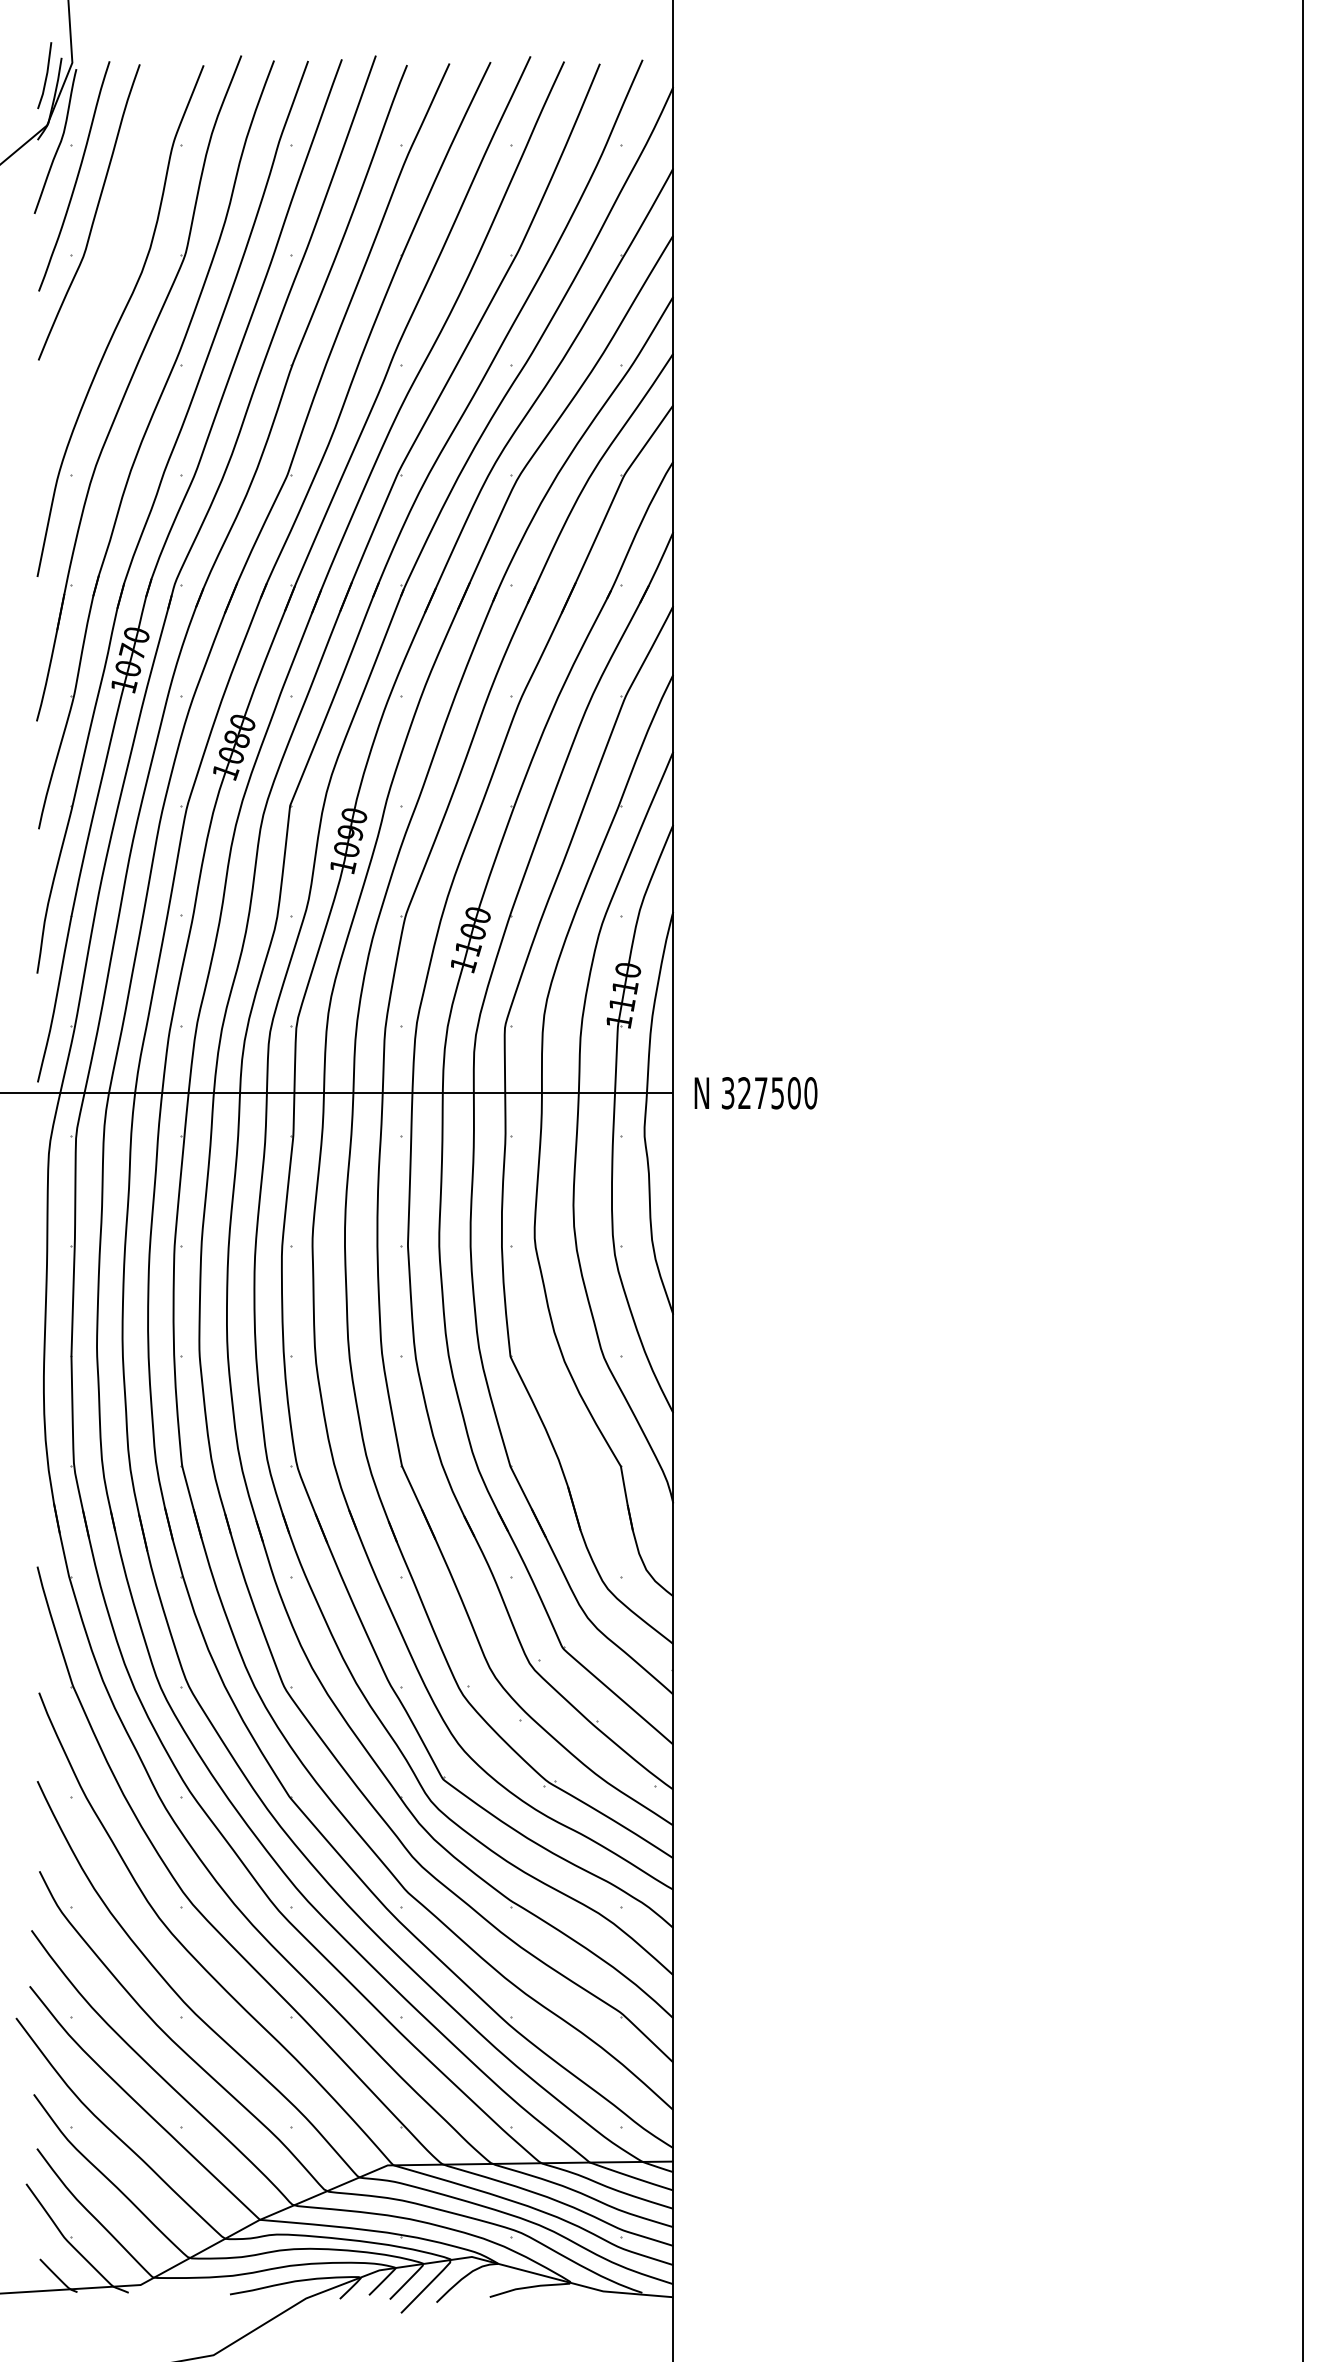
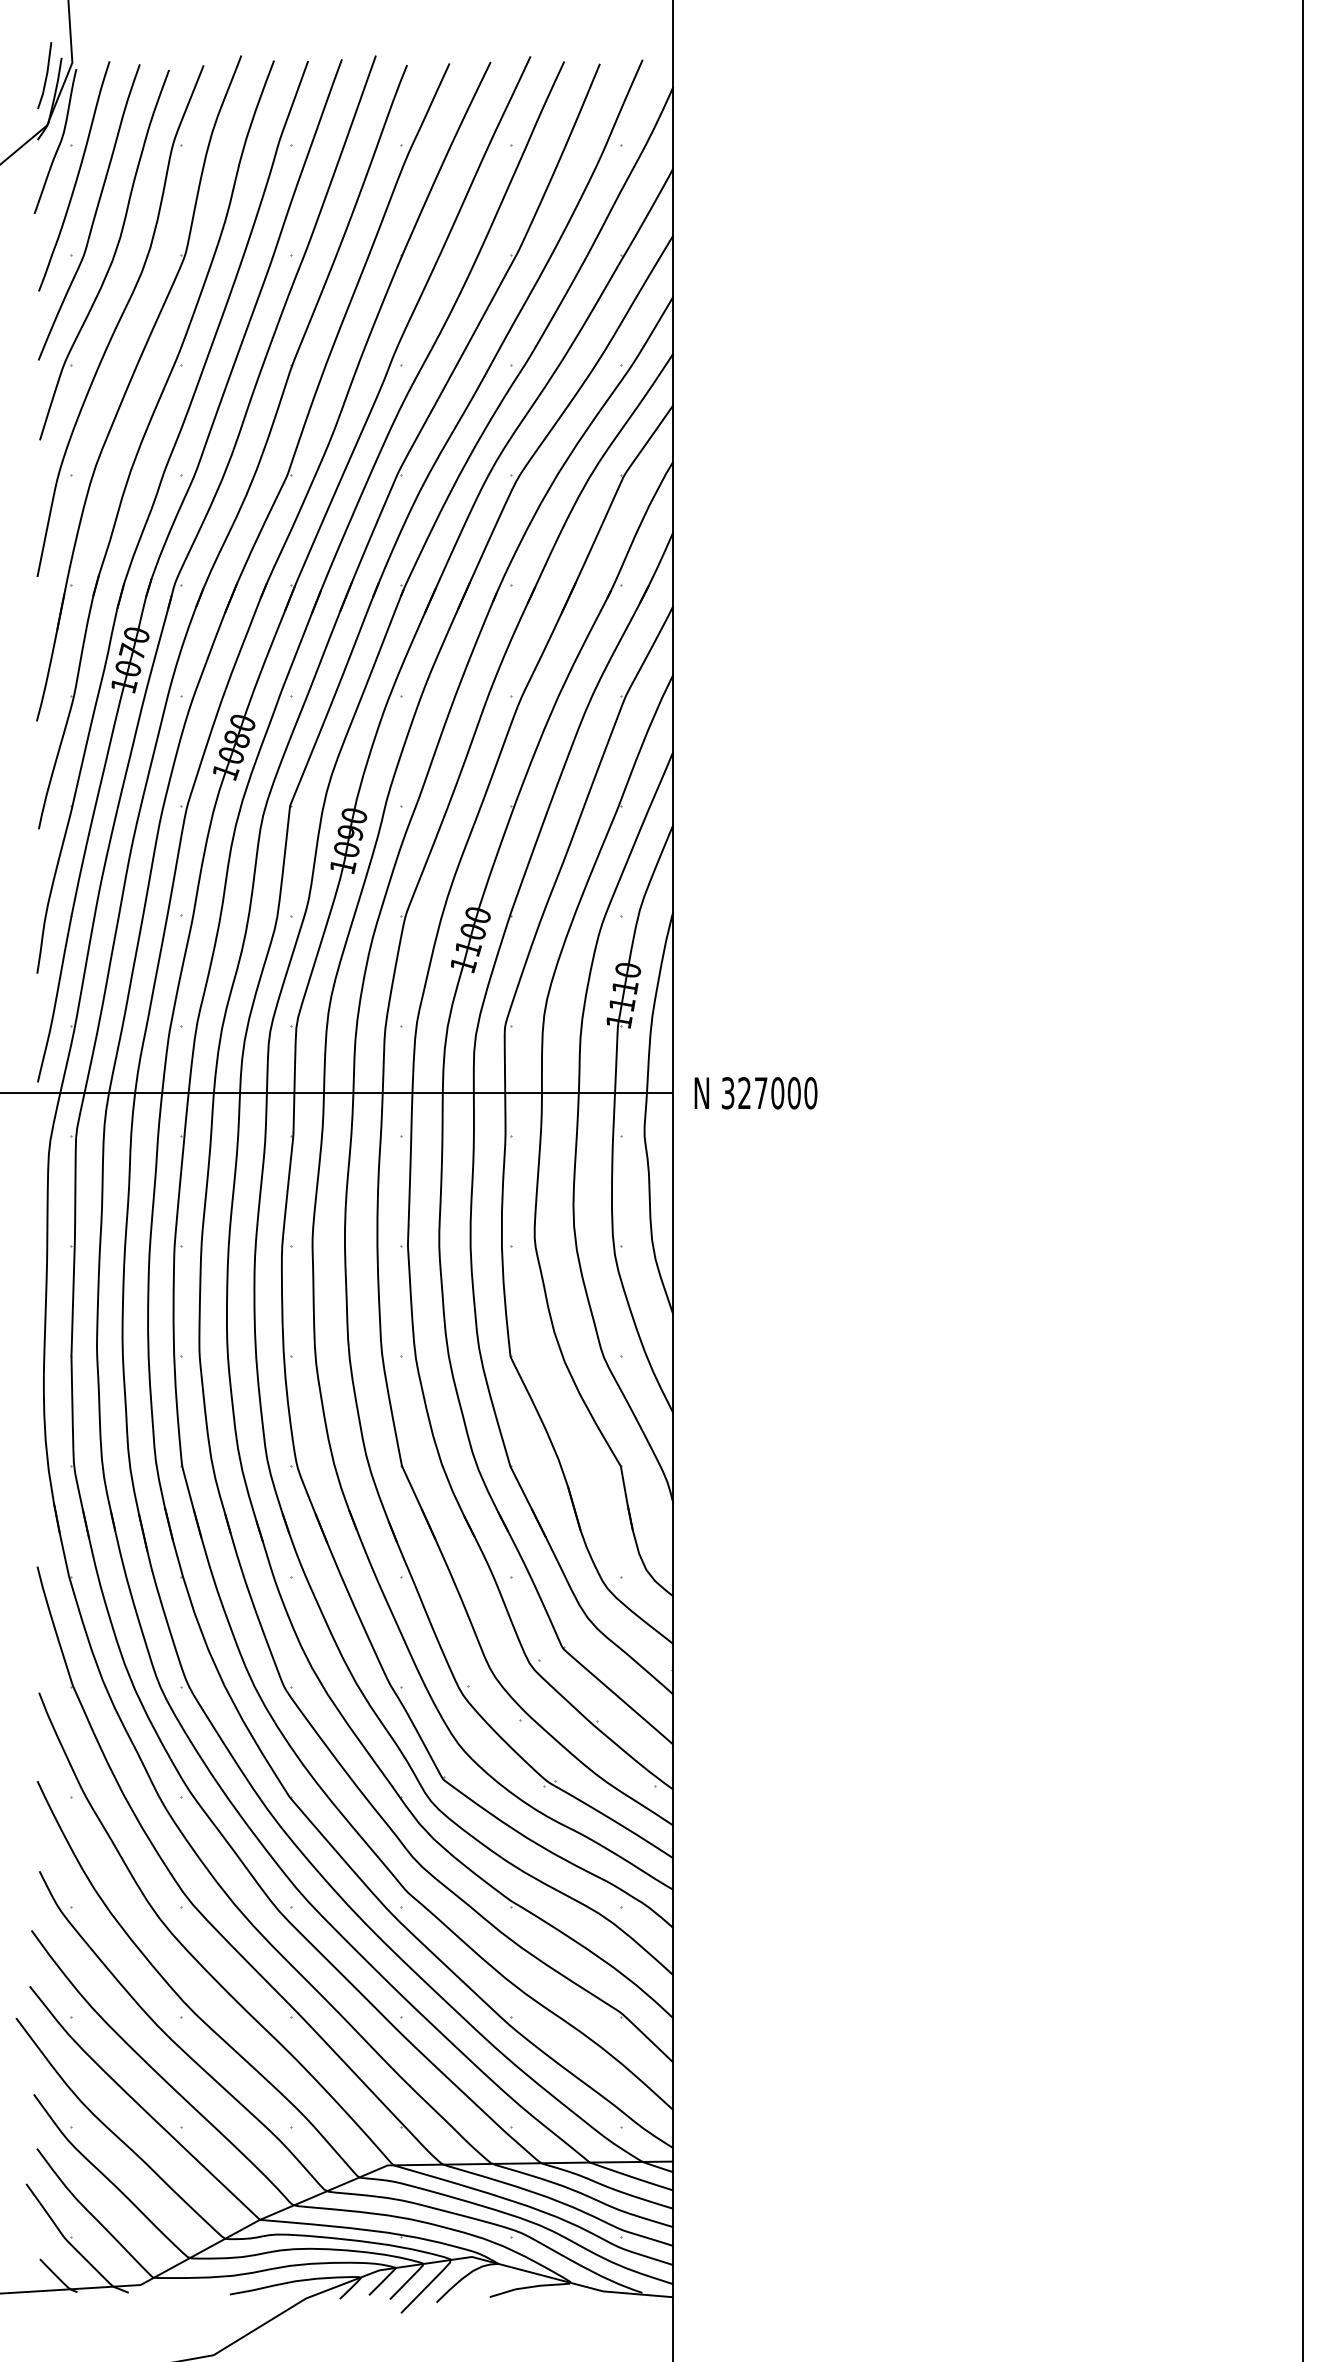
part: none -> present (112, 257)
text: 327500 -> 327000 (777, 1093)
